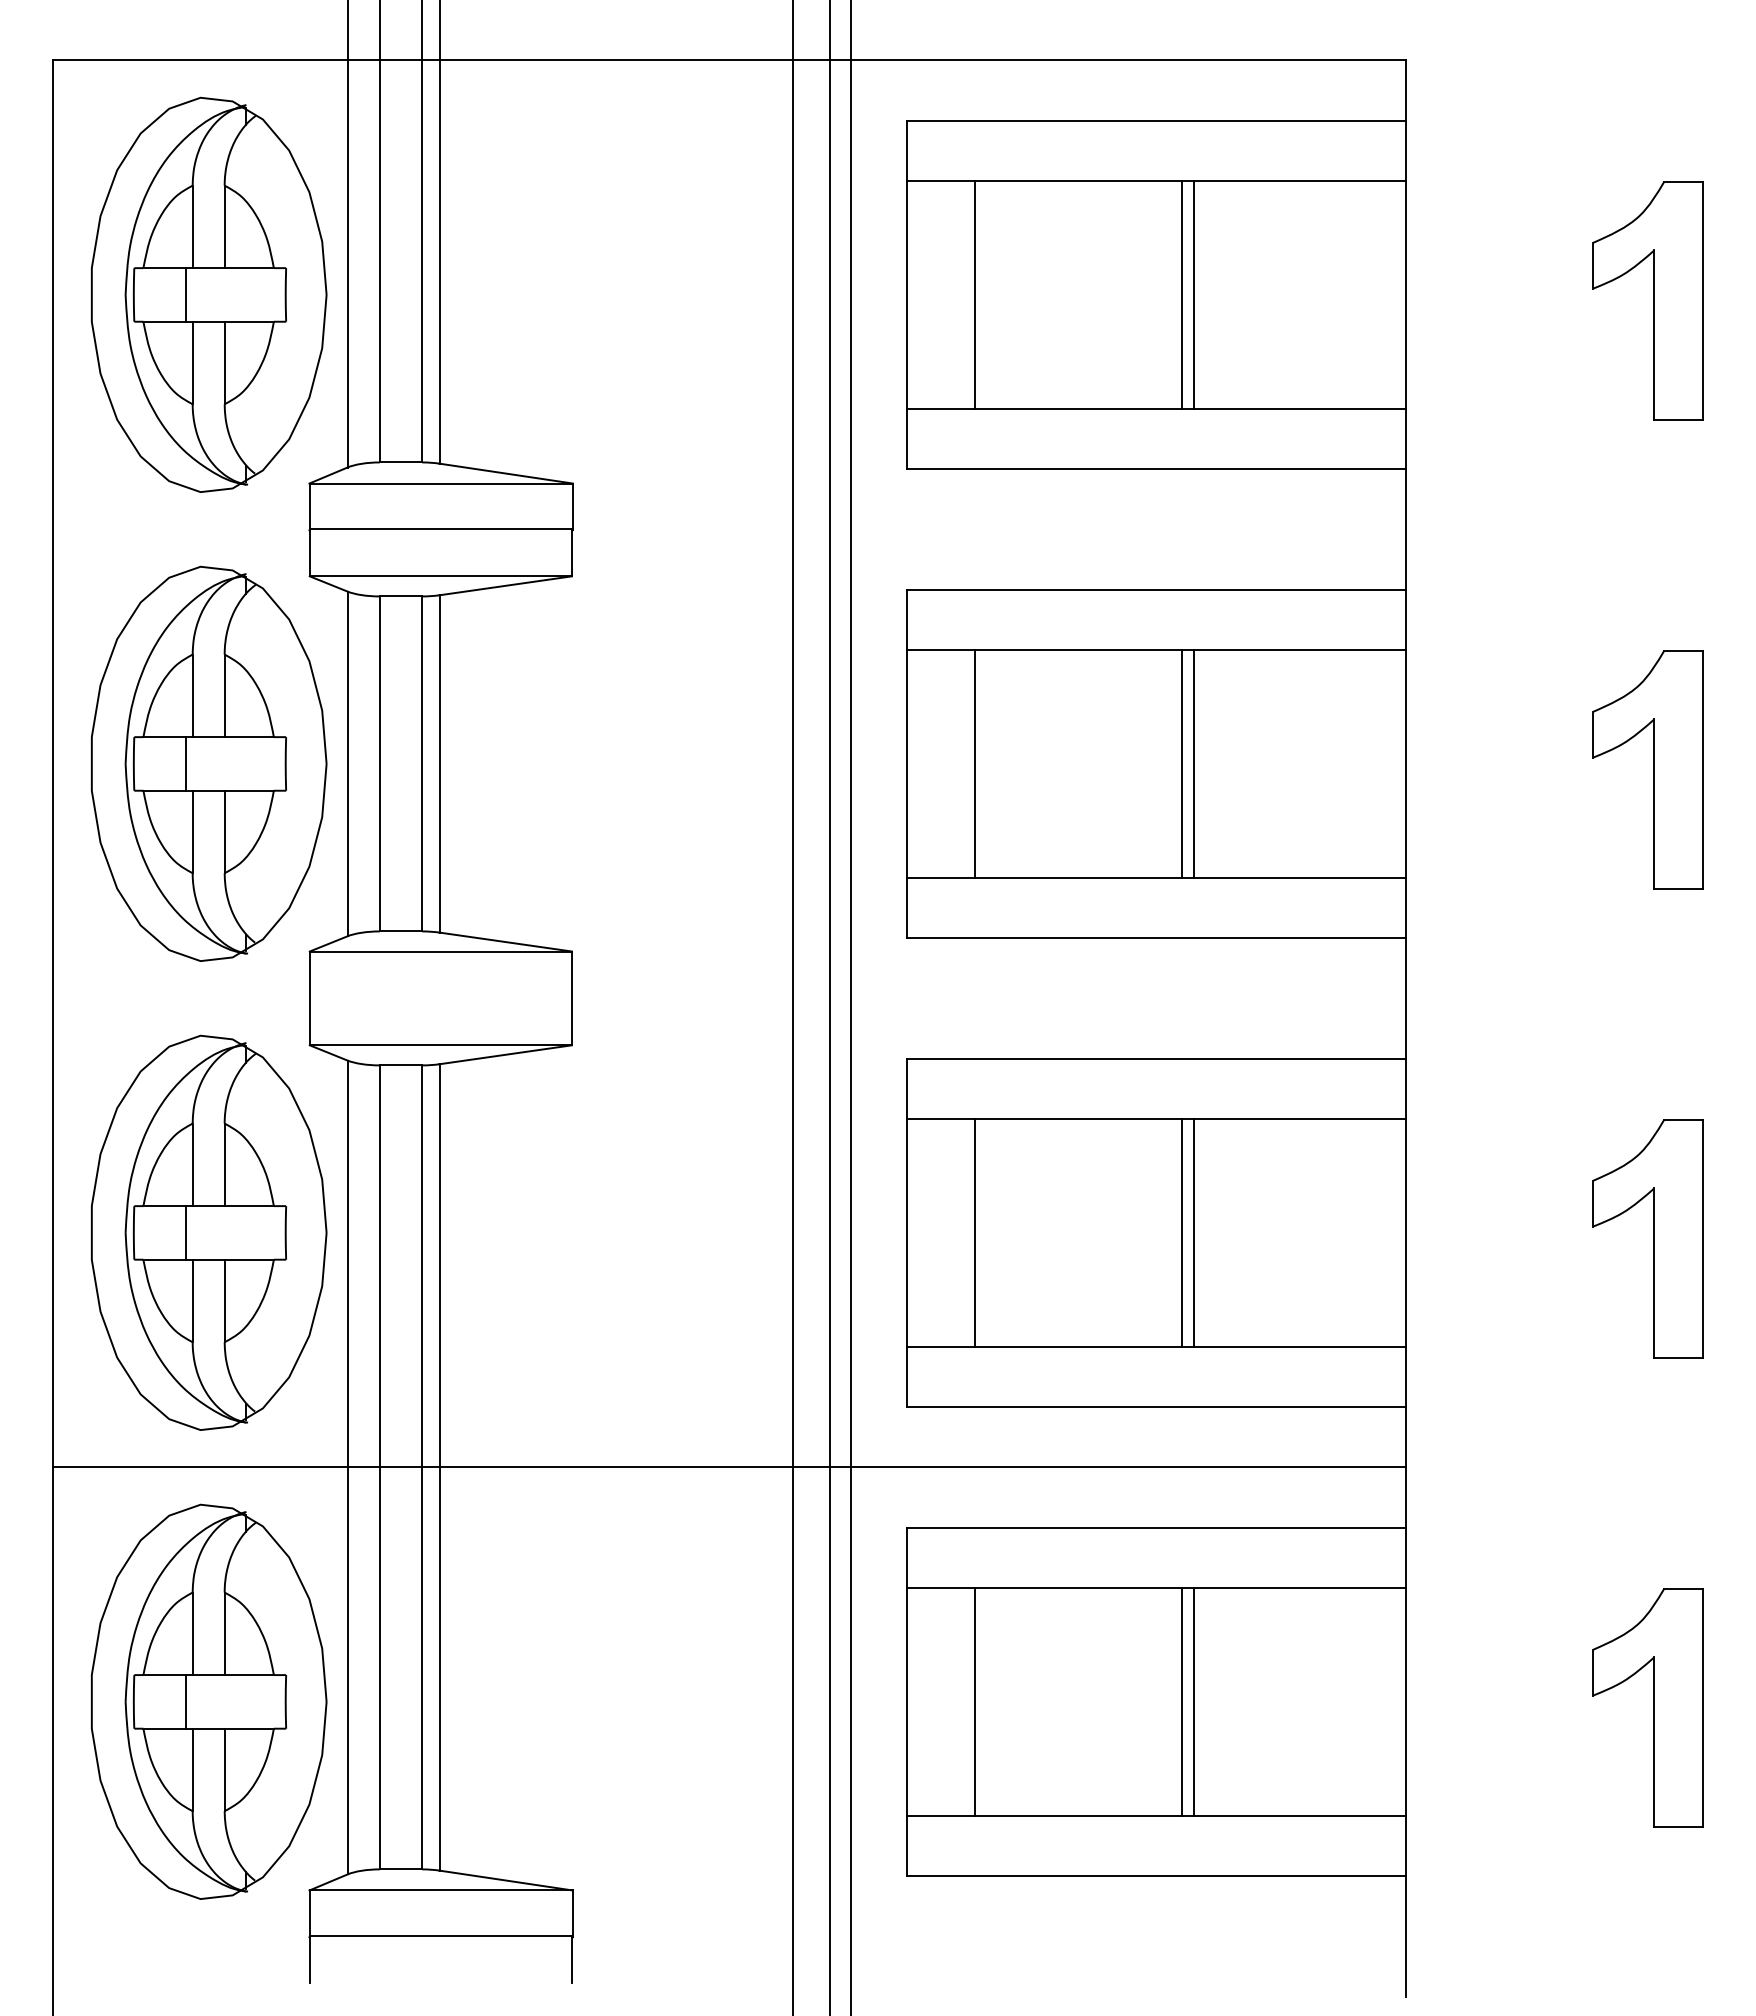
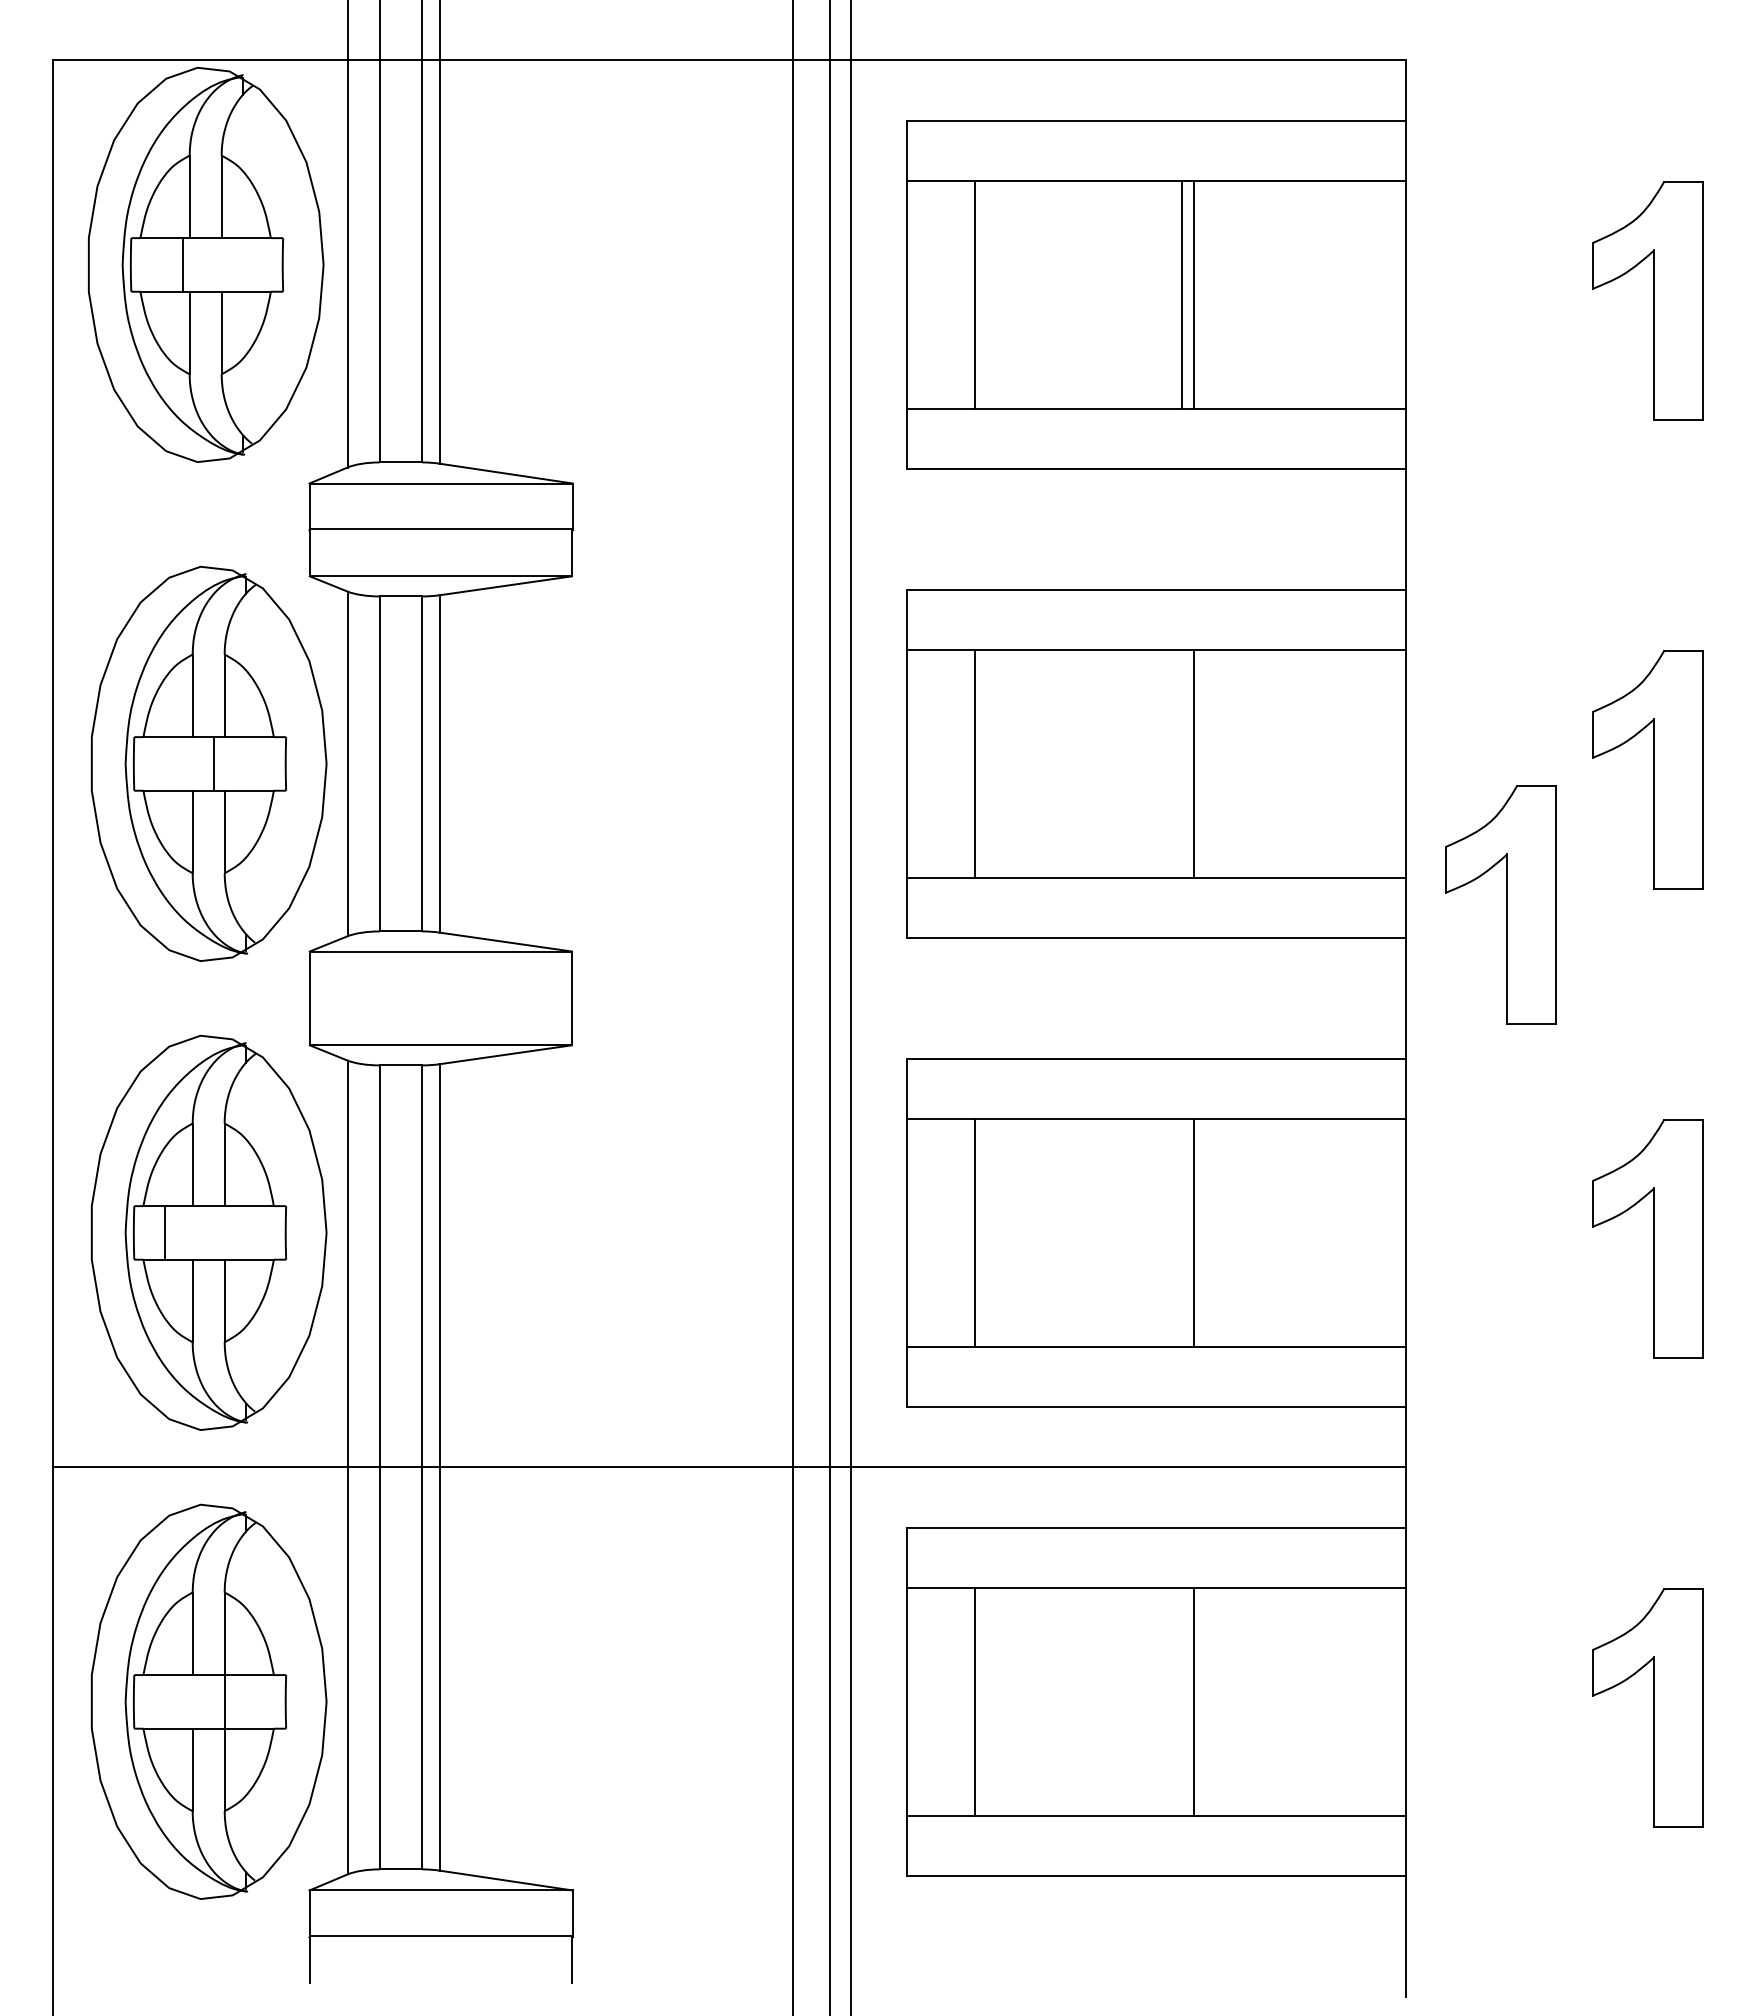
part position: (209, 294) -> (206, 264) (206, 264)
line position: (186, 763) -> (214, 763) (214, 763)
line: present -> none (1181, 763)
part: none -> present (1500, 904)
line position: (186, 1232) -> (165, 1232) (165, 1232)
line: present -> none (1181, 1232)
line position: (186, 1701) -> (225, 1701) (225, 1701)
line: present -> none (1181, 1701)
